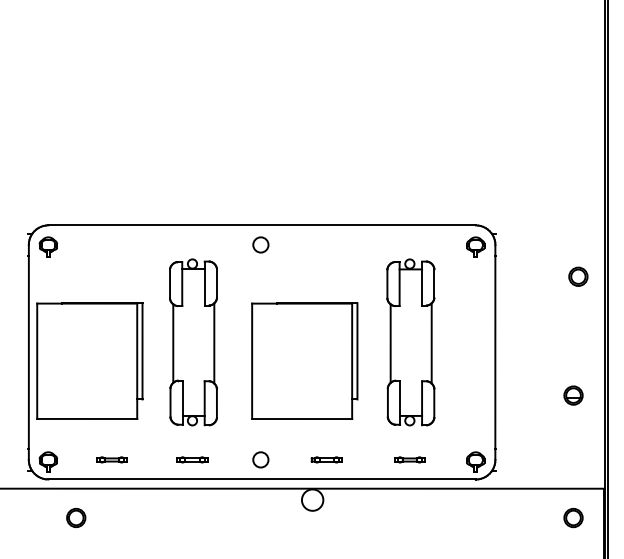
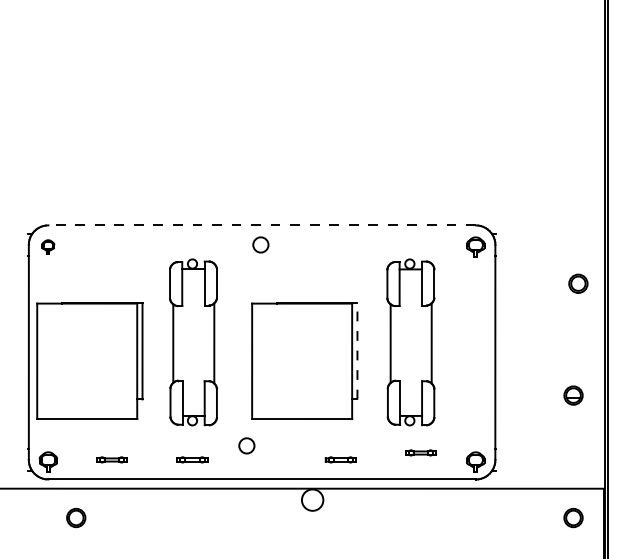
line: solid -> dashed (262, 225)
part size: 20x22 px -> 15x16 px (48, 246)
part position: (578, 276) -> (578, 283) (578, 283)
line: solid -> dashed (357, 350)
circle position: (260, 459) -> (246, 445) (246, 445)
part position: (326, 459) -> (340, 459) (340, 459)
part position: (409, 459) -> (420, 452) (420, 452)
